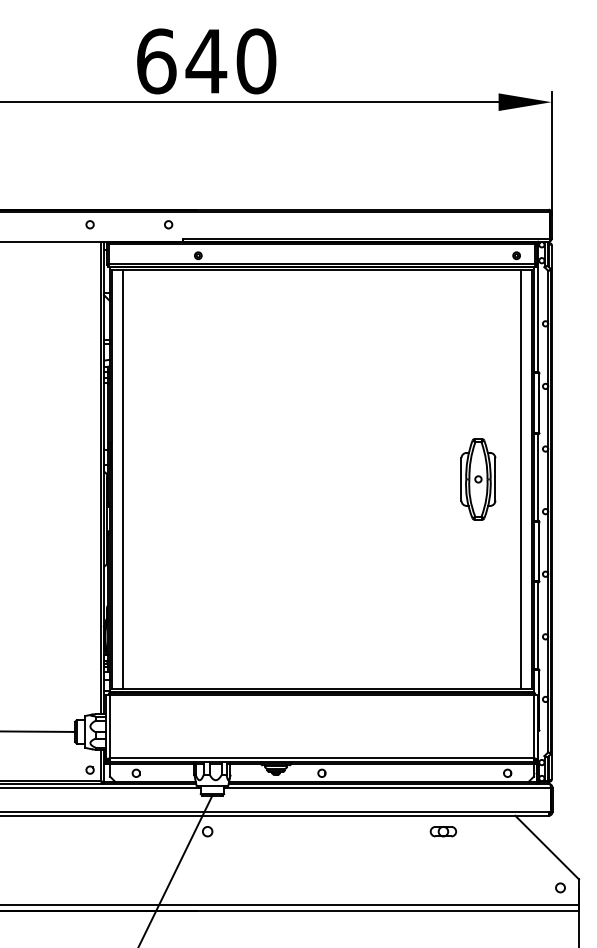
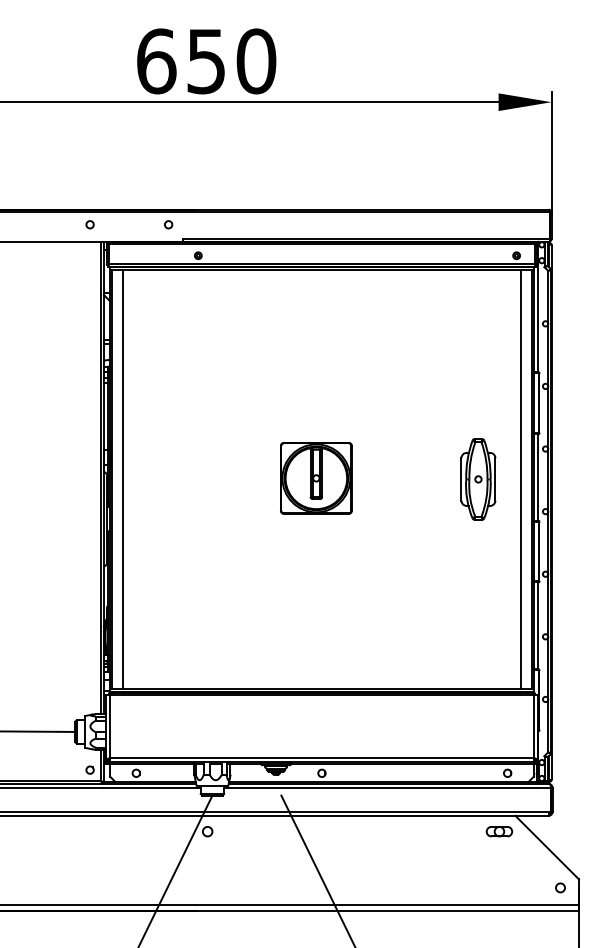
text: 640 -> 650 (206, 61)
part: none -> present (316, 478)
part position: (443, 831) -> (499, 831) (499, 831)
line: none -> present (317, 869)
